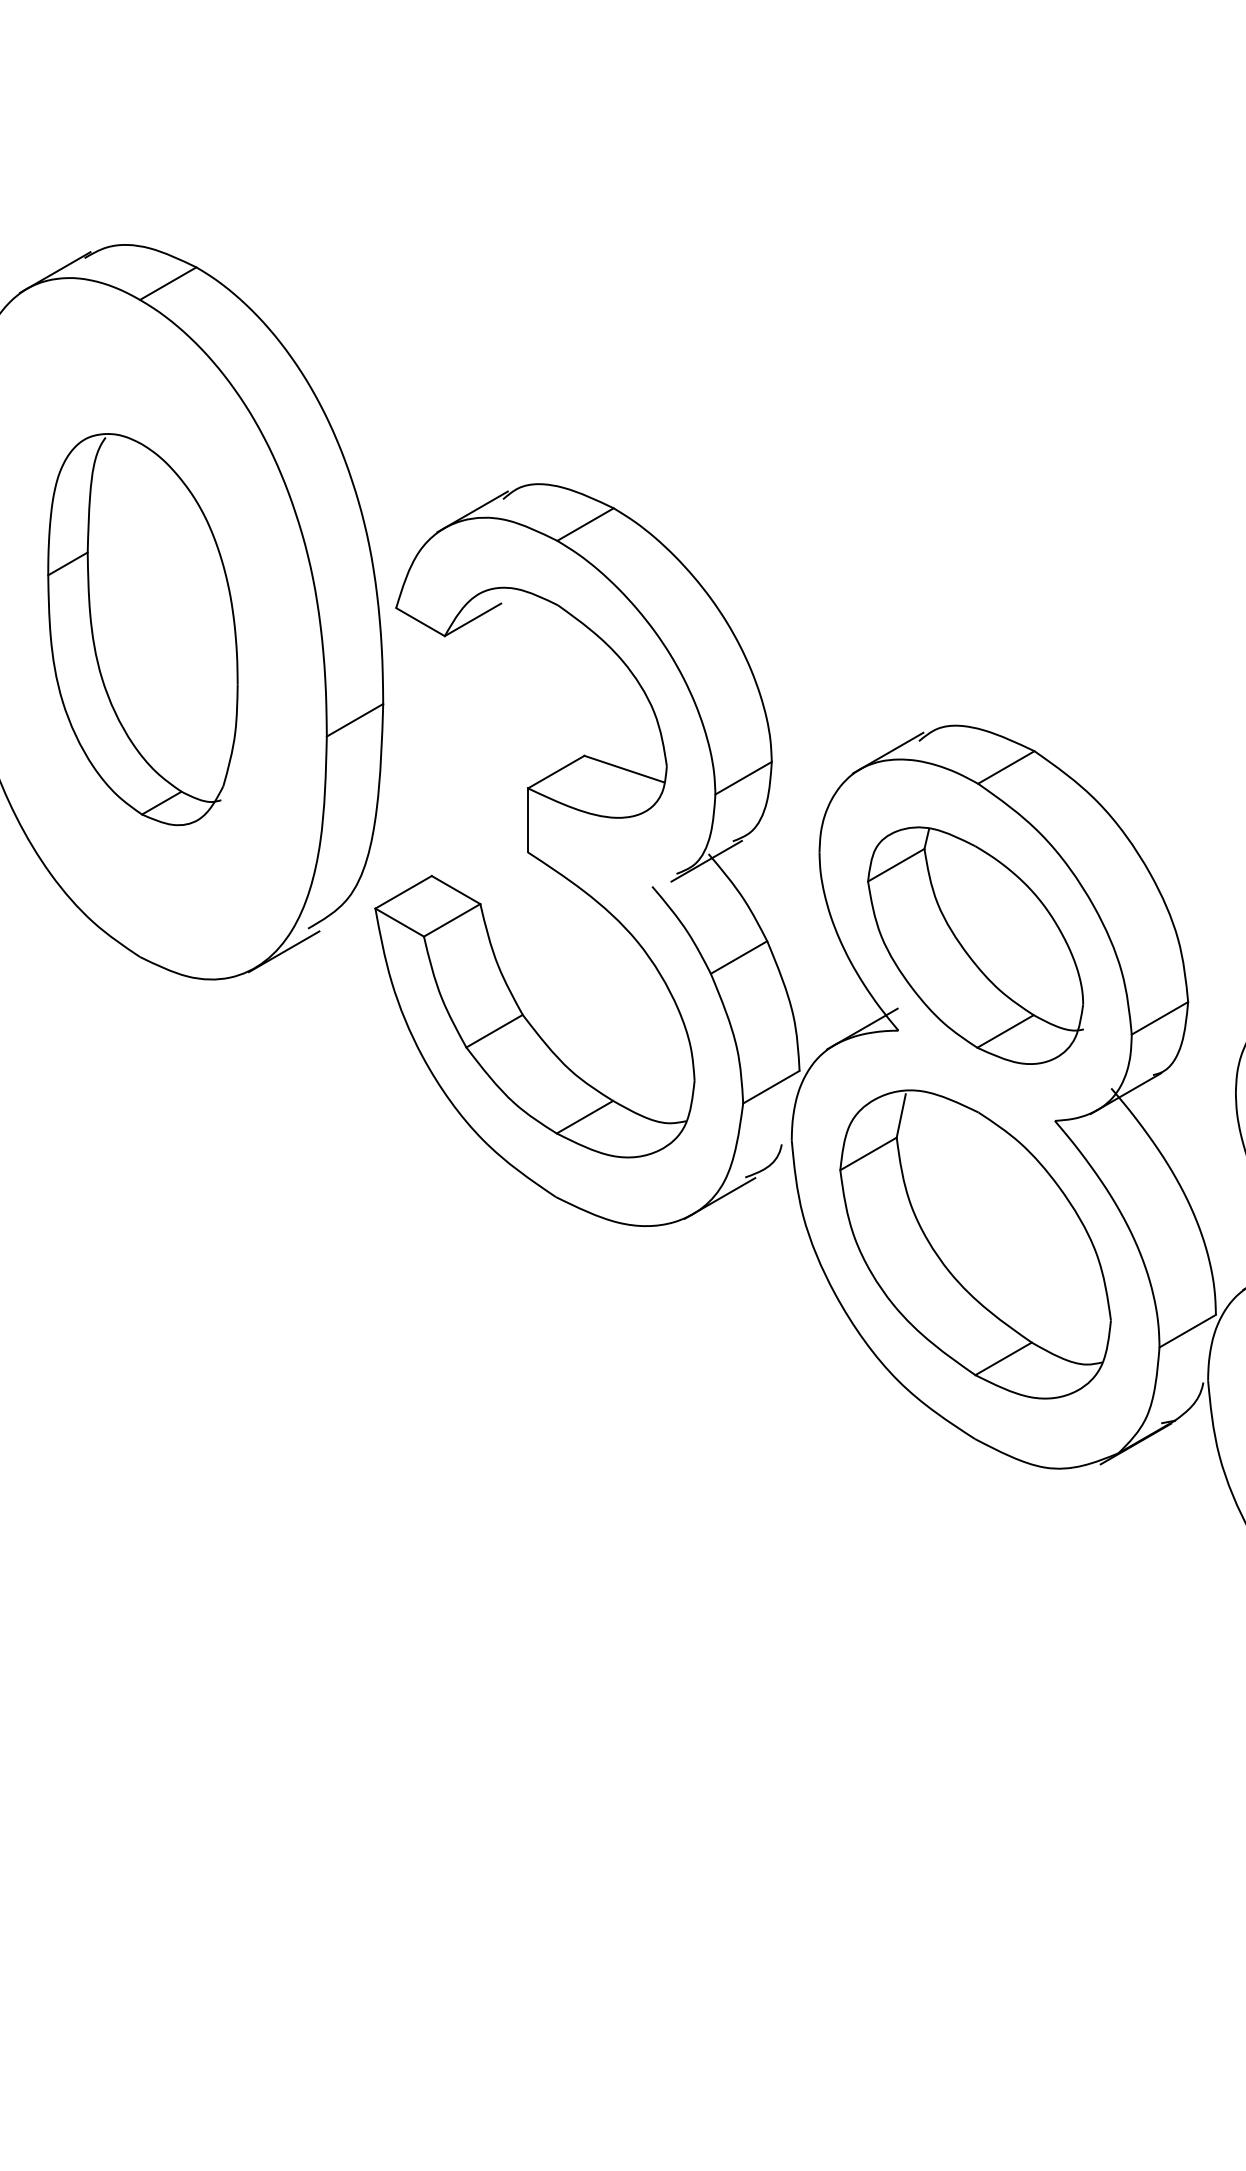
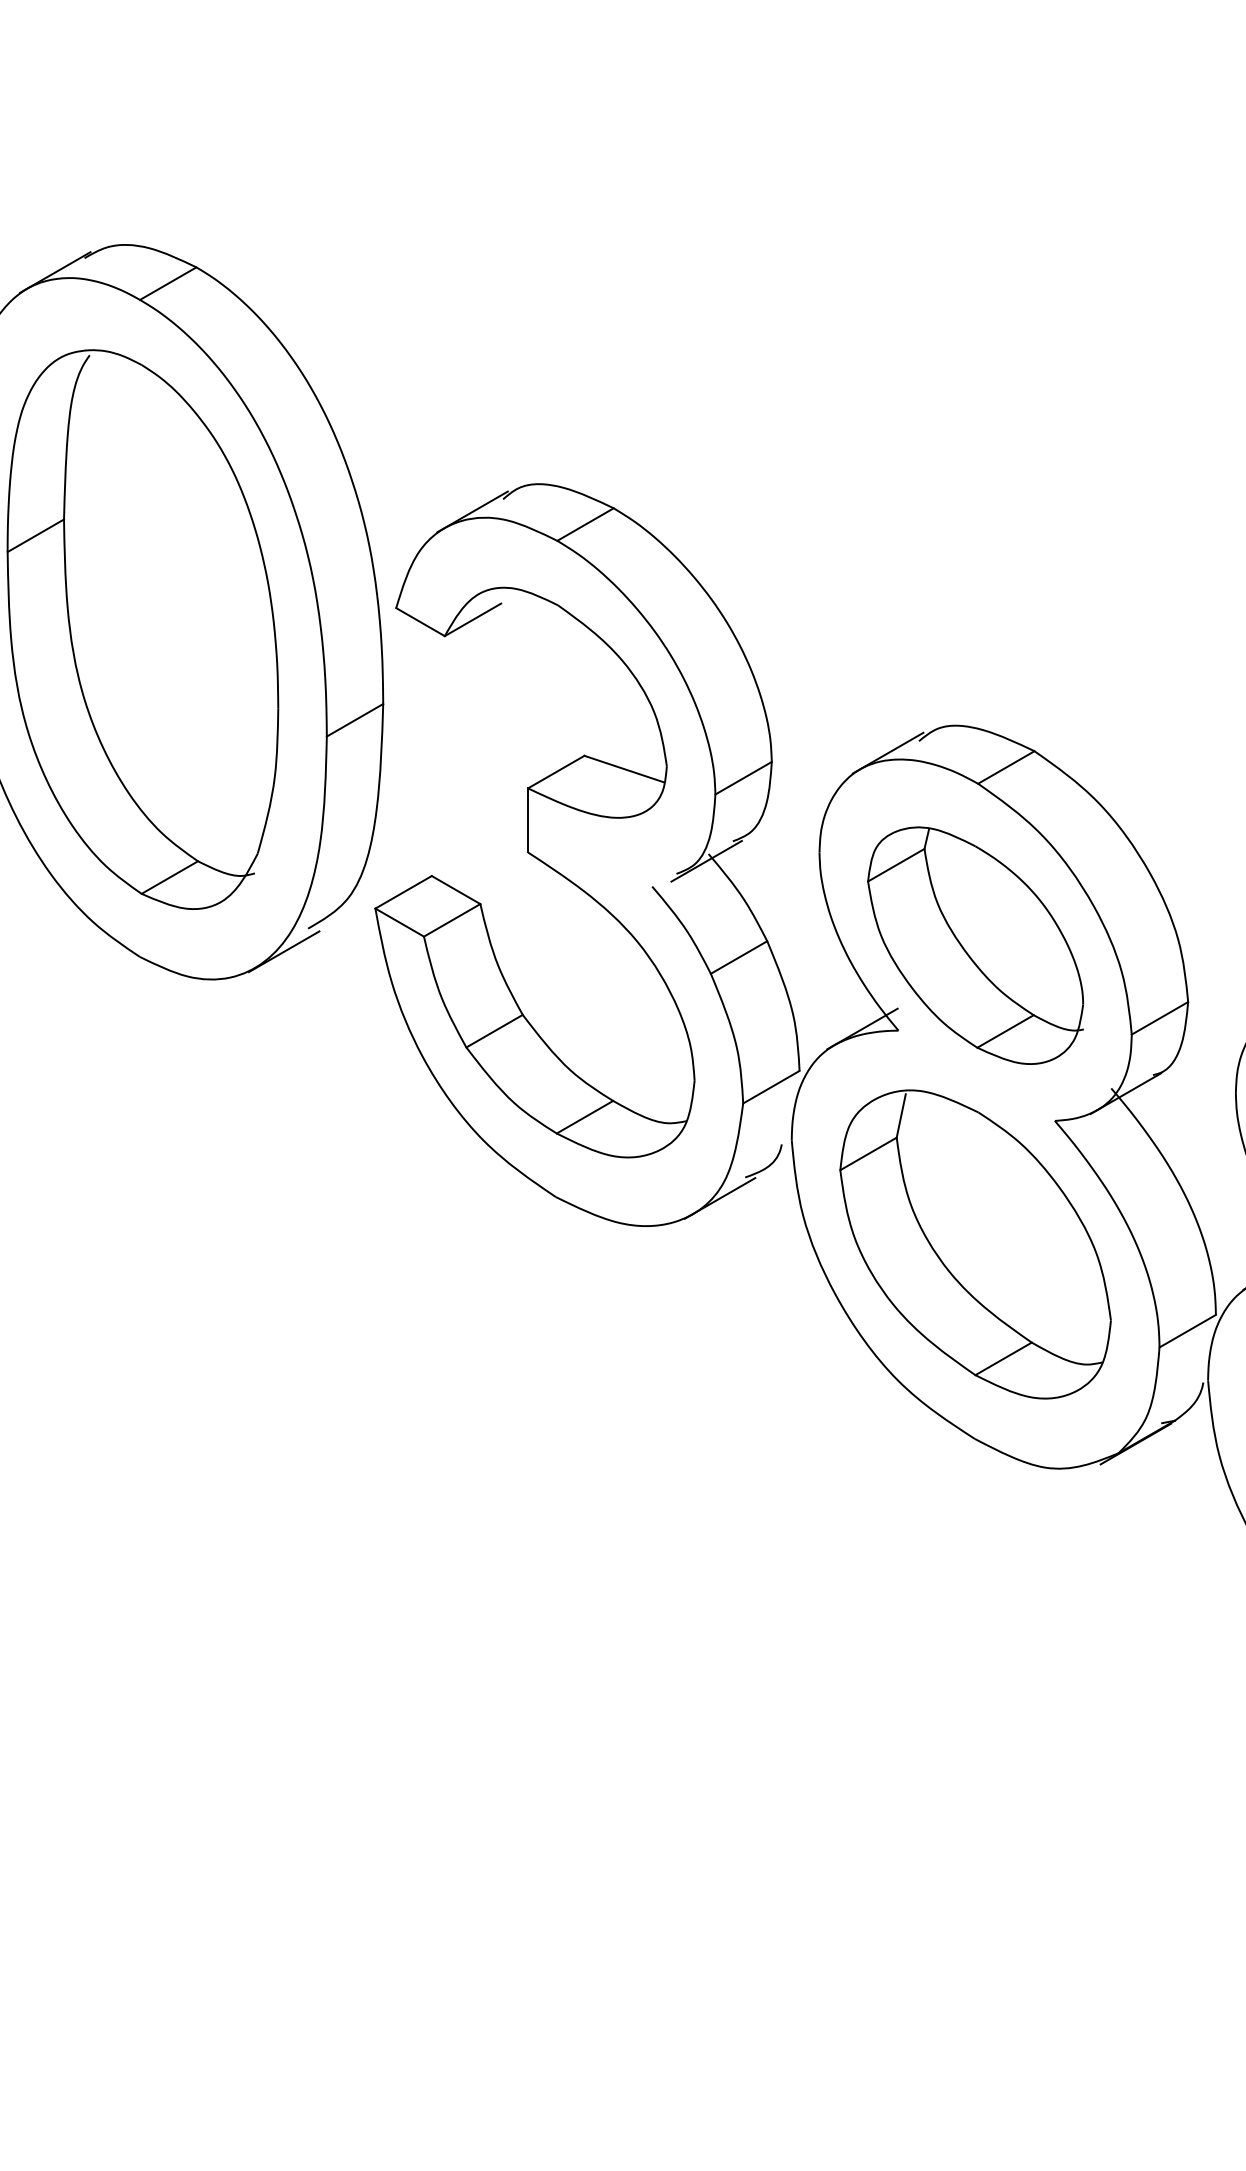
part size: 192x394 px -> 274x561 px (142, 629)
